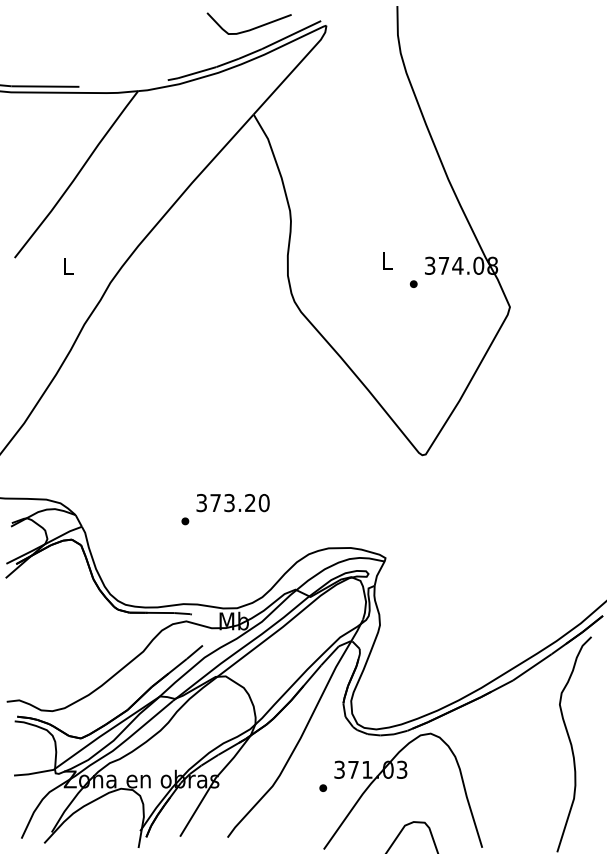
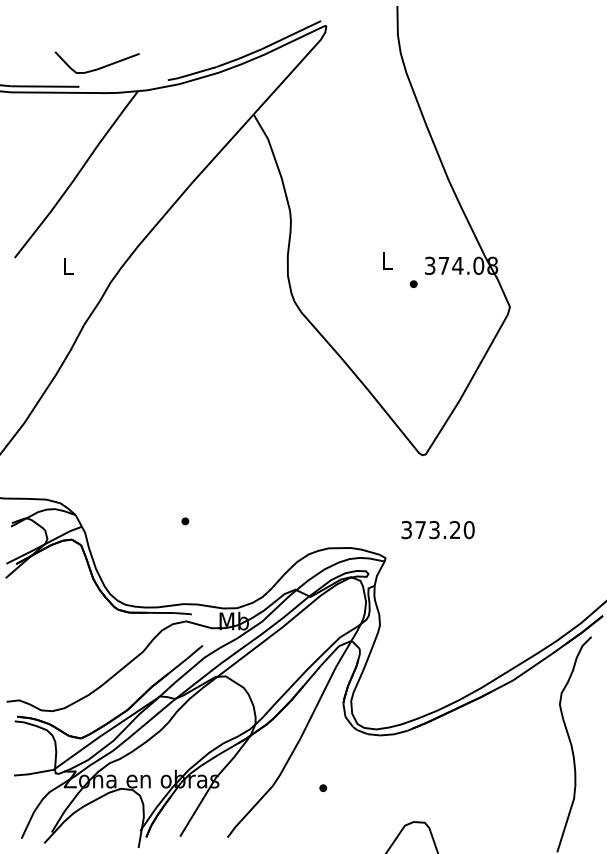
curve position: (251, 28) -> (99, 67) (99, 67)
text position: (232, 503) -> (437, 530) (437, 530)
part: present -> none (402, 778)
